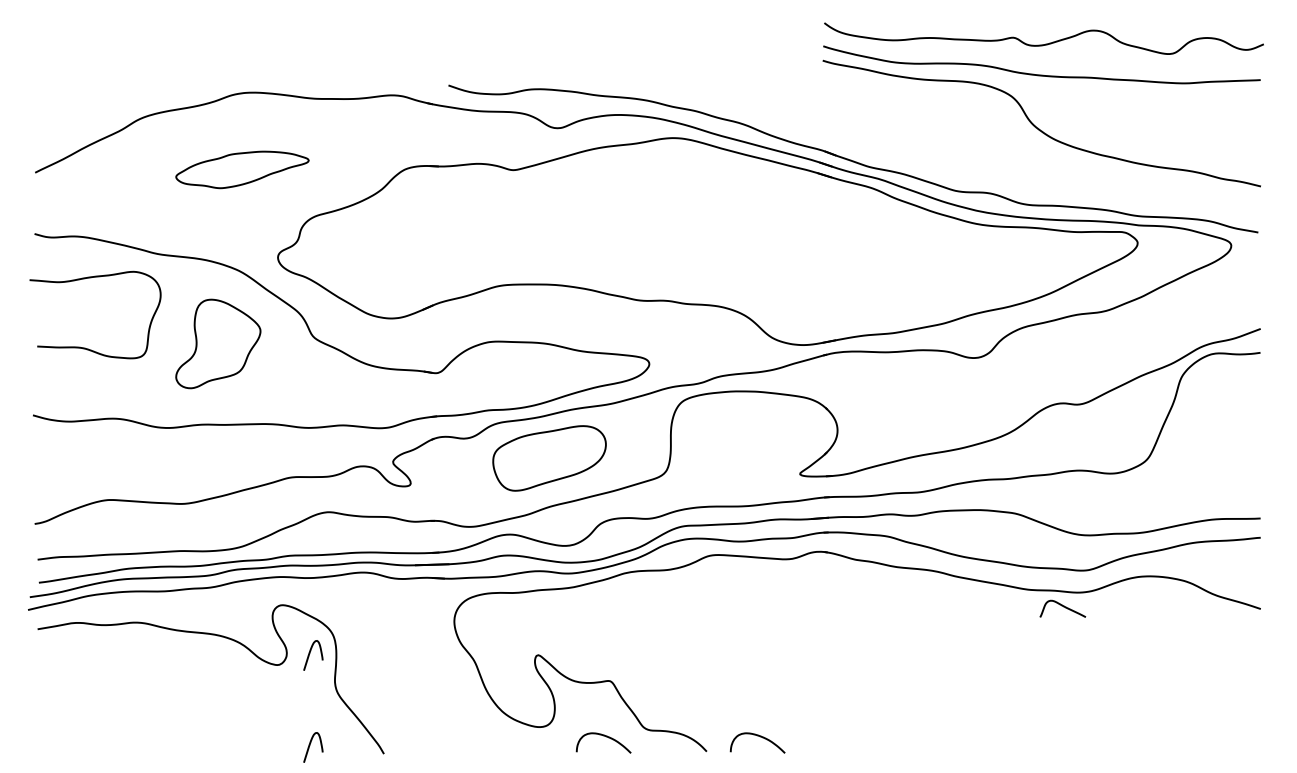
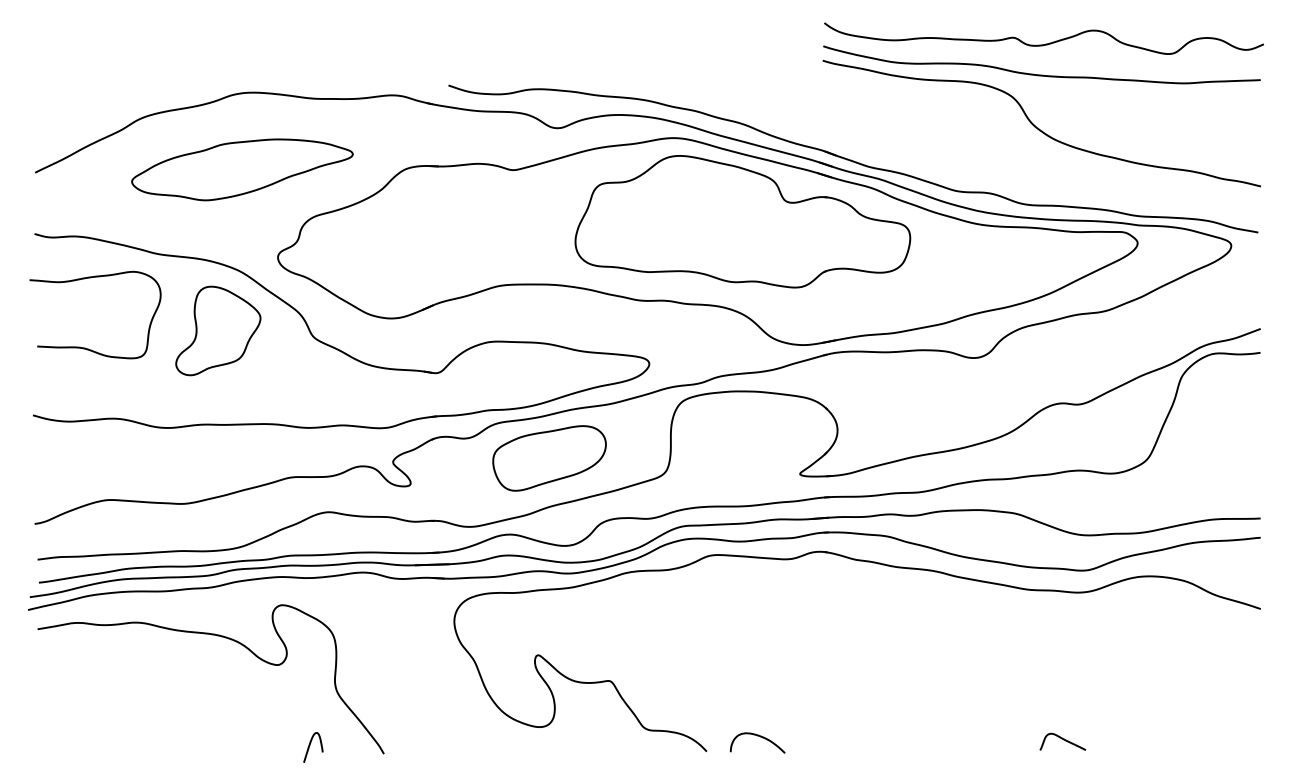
part size: 135x40 px -> 223x64 px (242, 169)
part: none -> present (742, 221)
part position: (218, 343) -> (218, 330) (218, 330)
curve position: (1063, 607) -> (1063, 740) (1063, 740)
curve: present -> none (310, 653)
curve: present -> none (606, 737)
